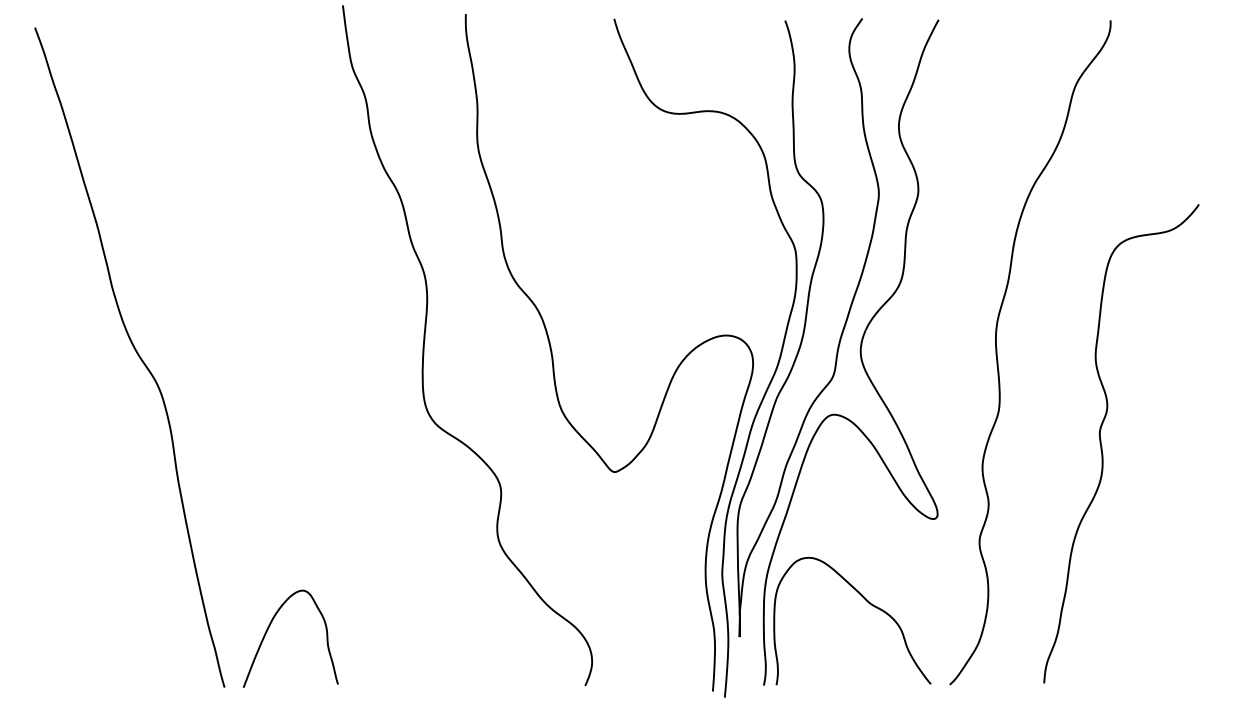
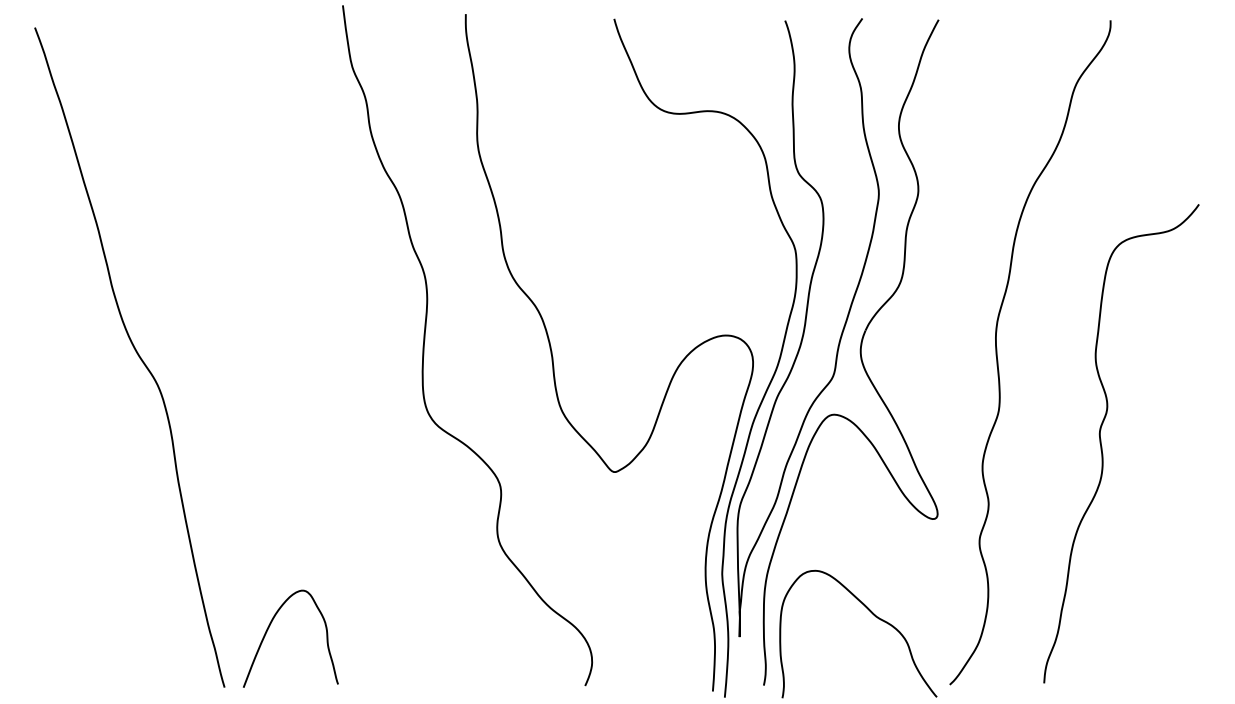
curve position: (868, 603) -> (874, 616) (874, 616)
